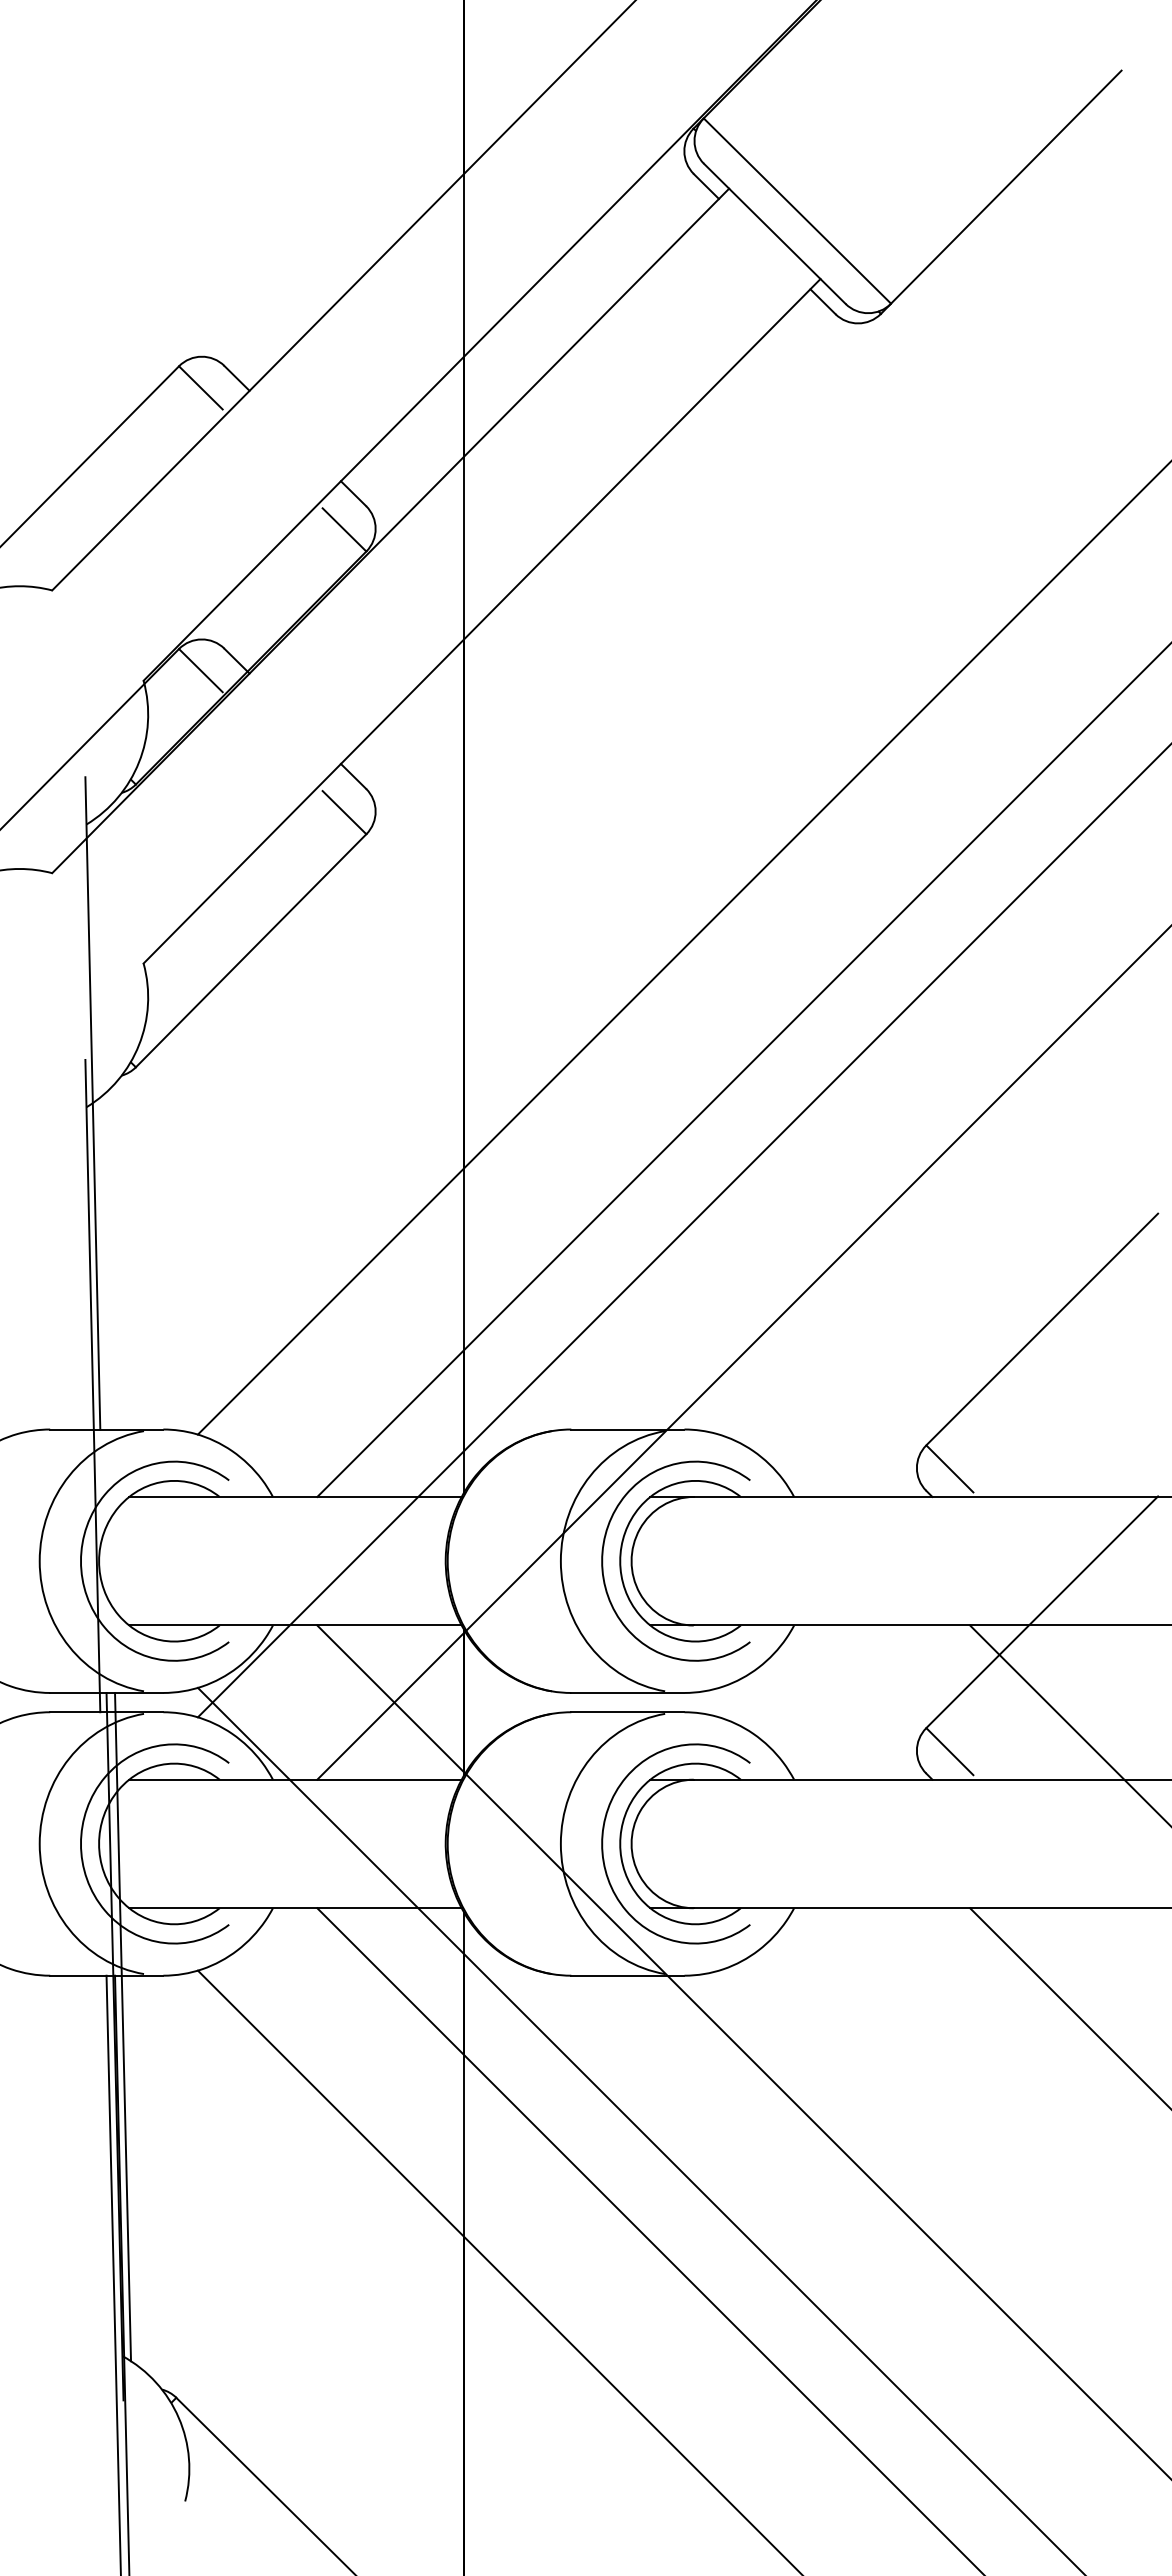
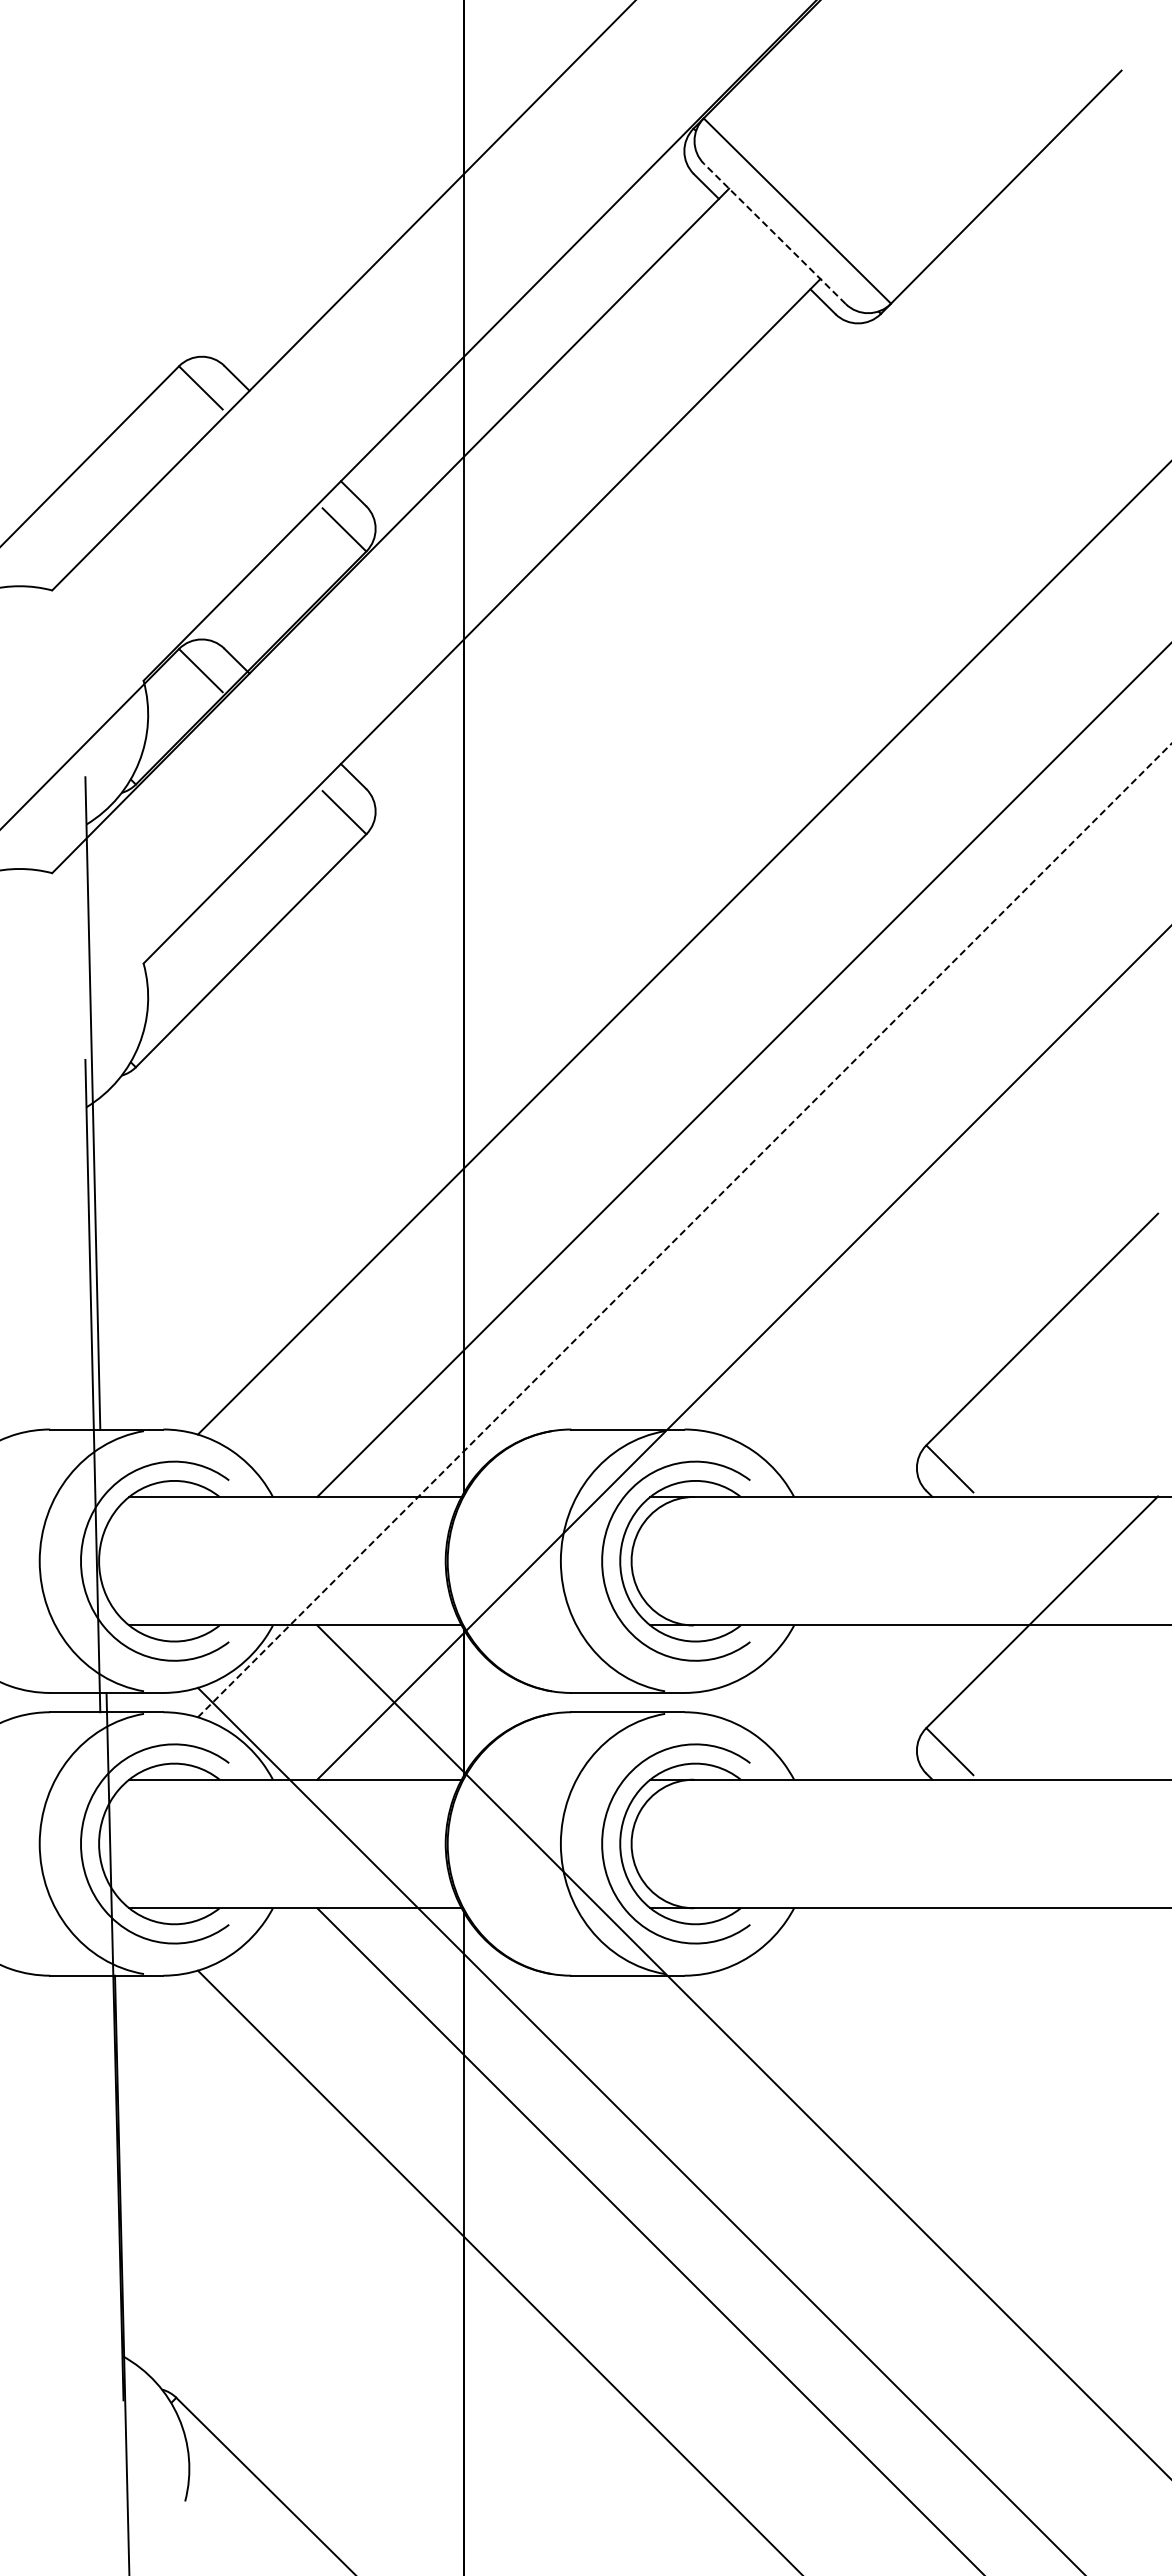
line: solid -> dashed (774, 233)
line: solid -> dashed (684, 1230)
line: present -> none (1069, 1724)
line: present -> none (1069, 2007)
line: present -> none (123, 2026)
line: present -> none (113, 2273)
